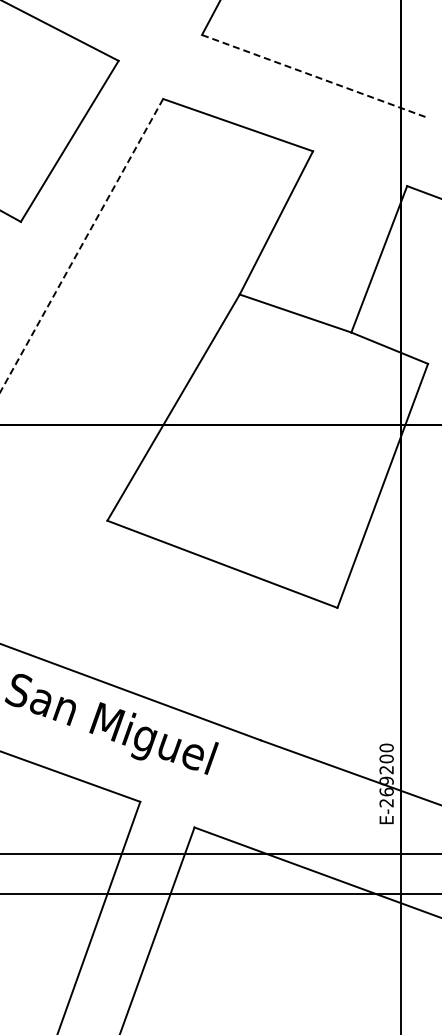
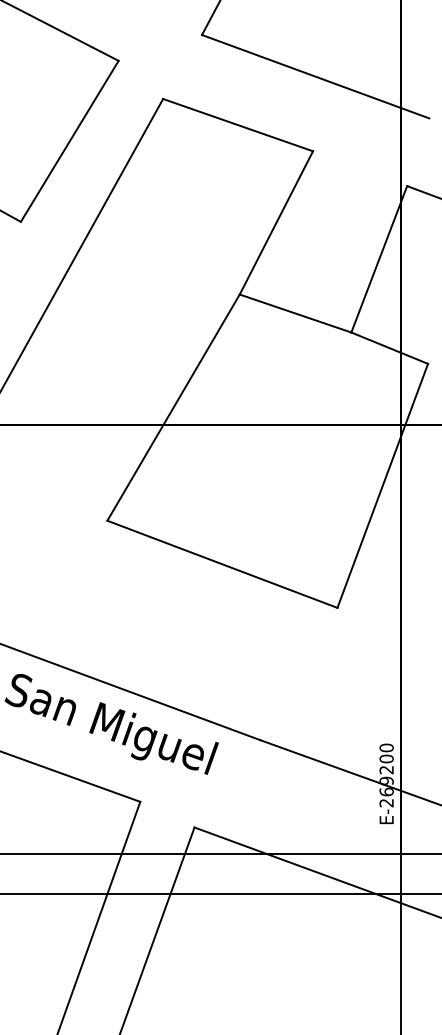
line: dashed -> solid (316, 76)
line: dashed -> solid (81, 245)
